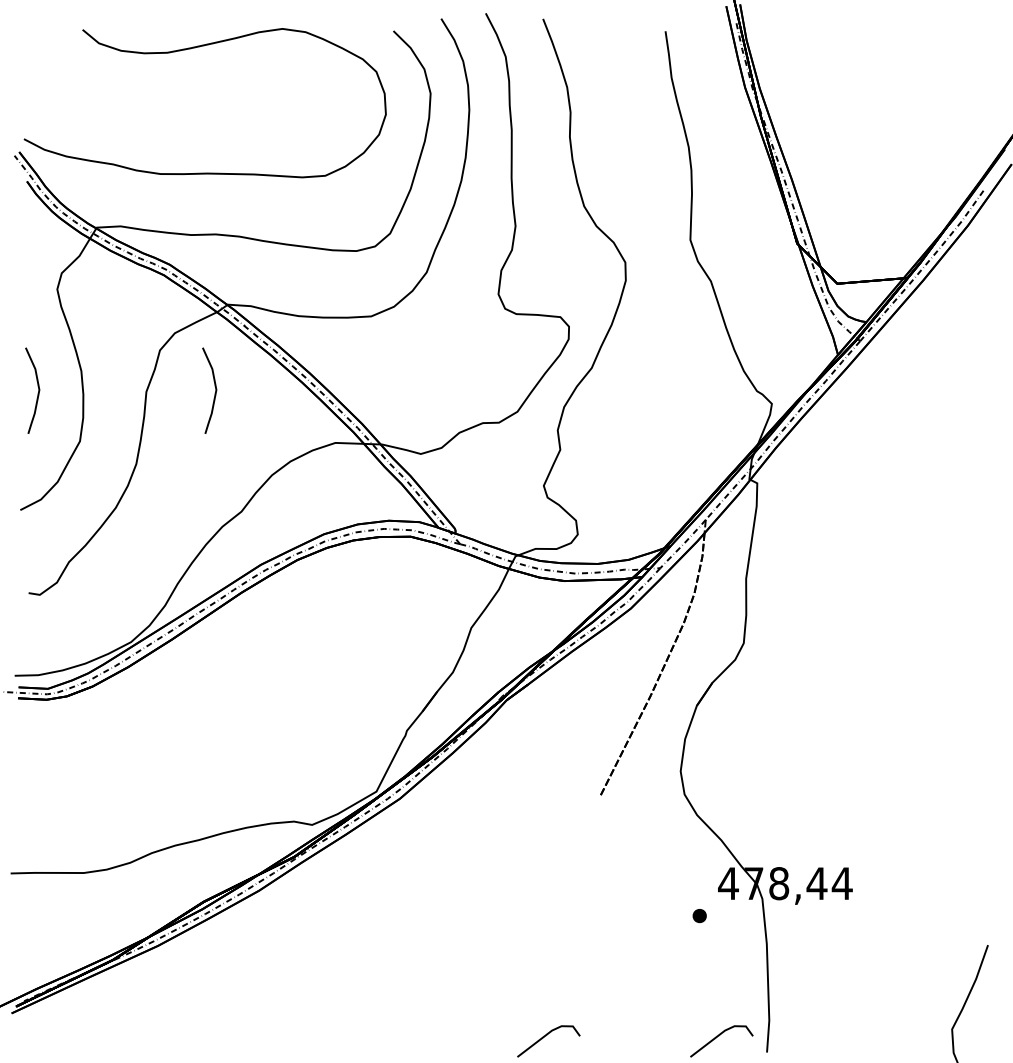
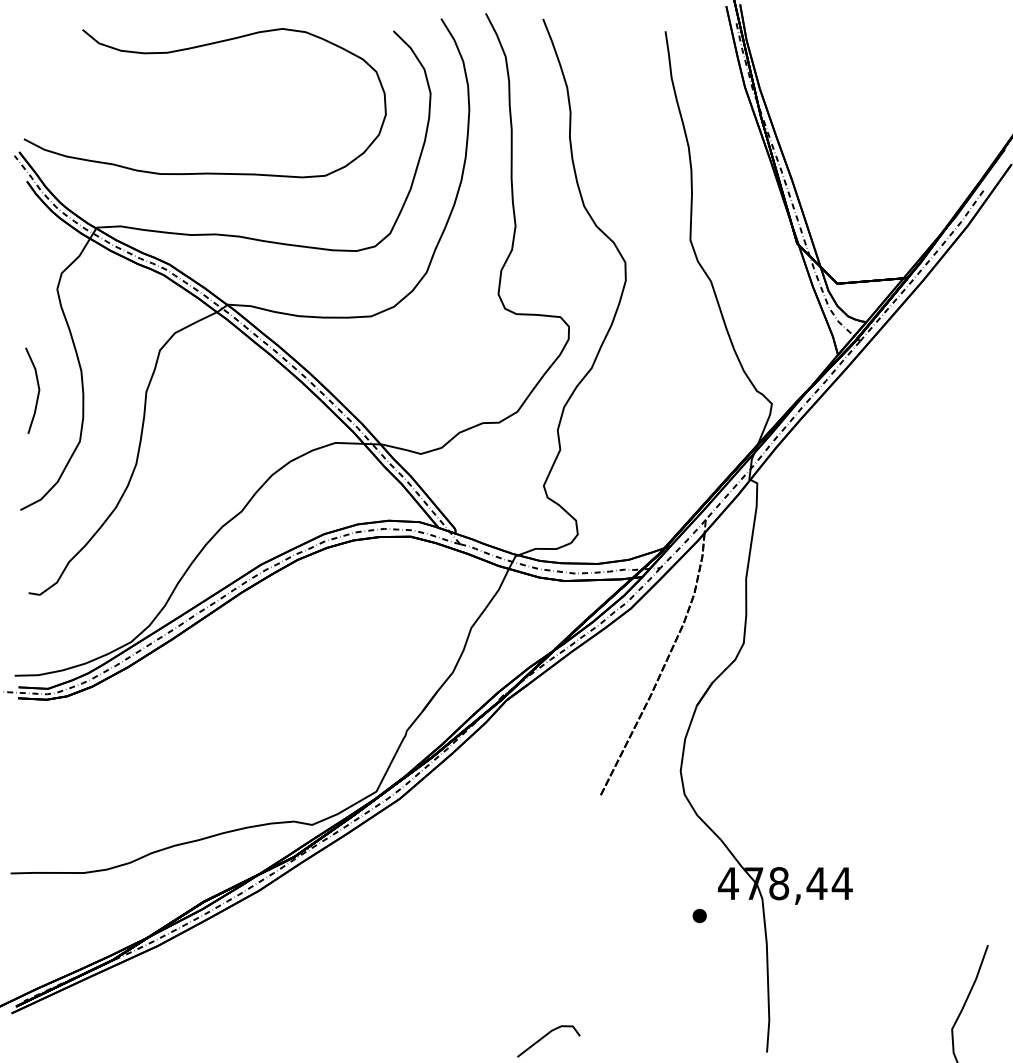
curve: present -> none (214, 393)
line: present -> none (719, 1036)
